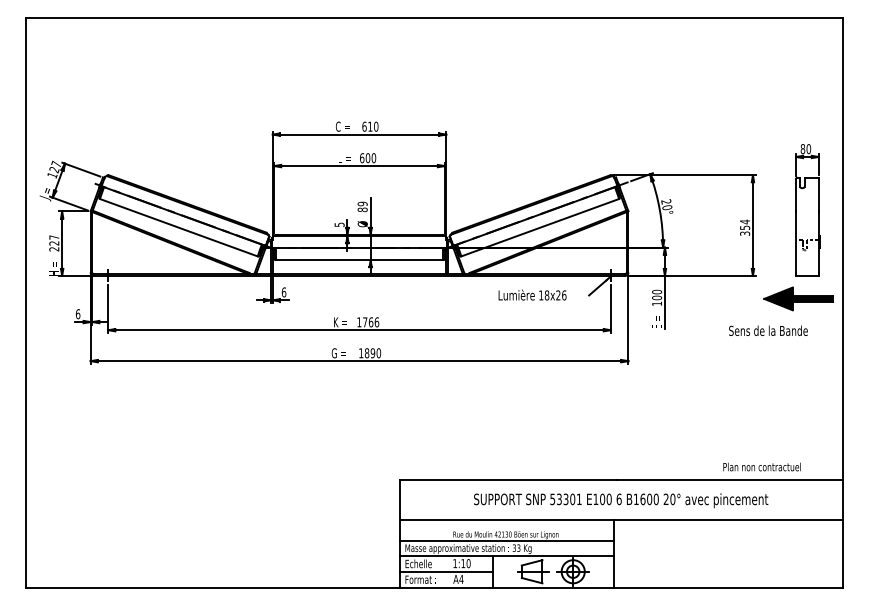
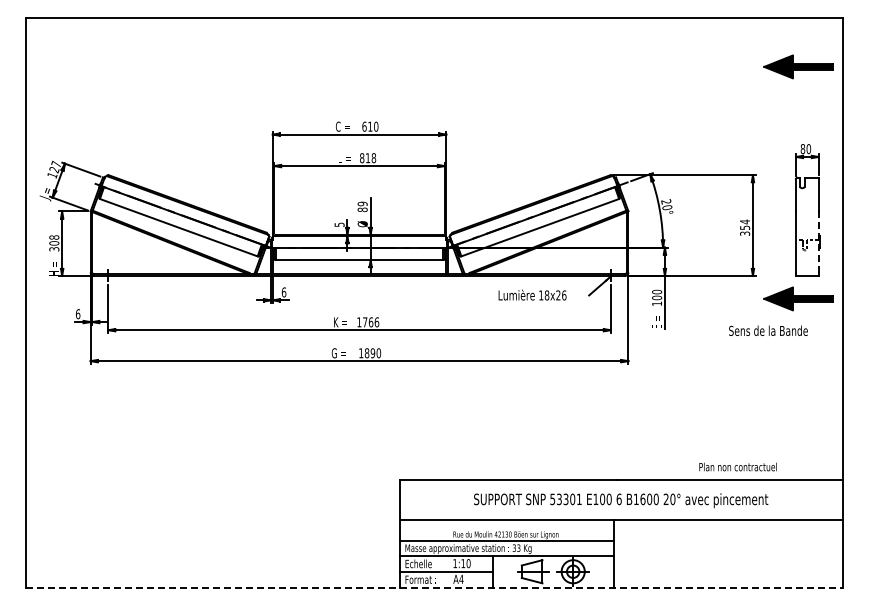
part: none -> present (798, 66)
text: 600 -> 818 (368, 158)
line: solid -> dashed (818, 241)
text: 227 -> 308 (54, 243)
text position: (761, 466) -> (737, 466) (737, 466)
line: solid -> dashed (435, 587)
